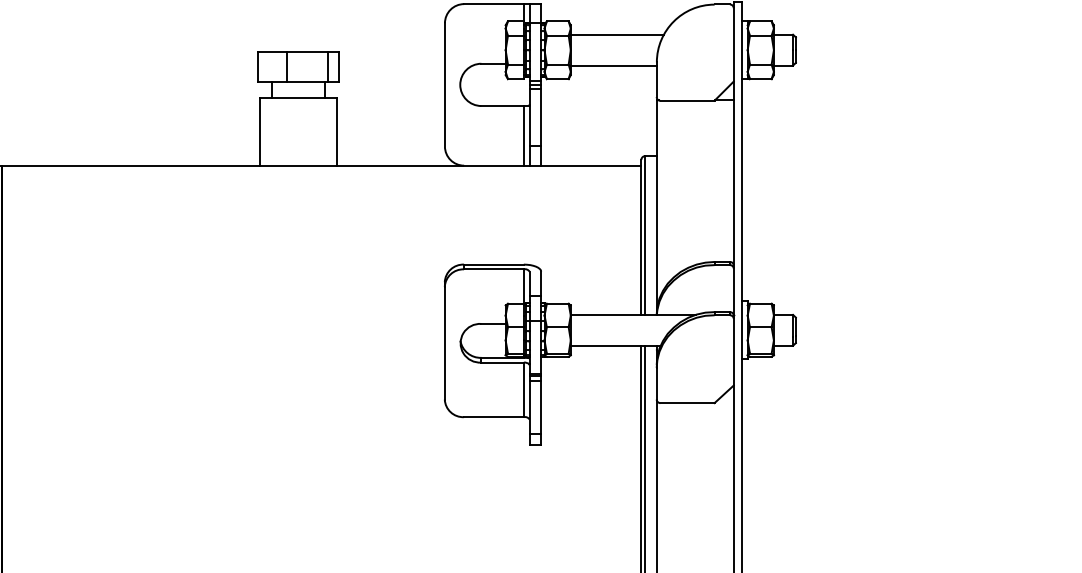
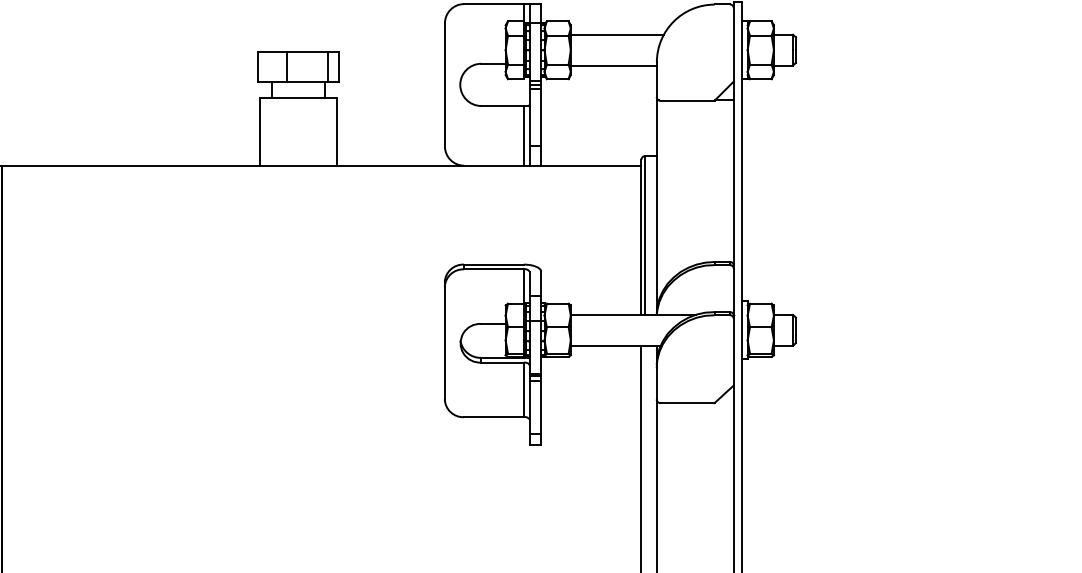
line: present -> none (645, 457)
